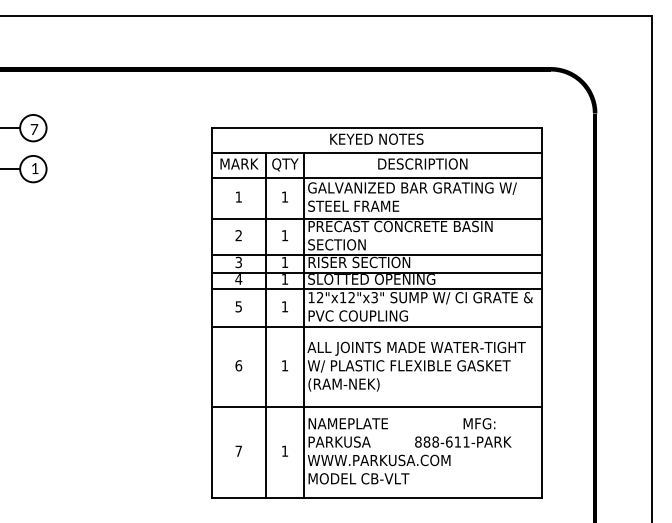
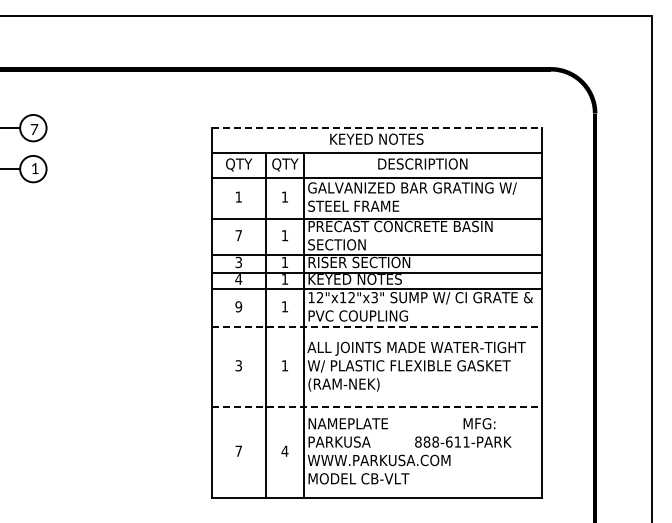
line: solid -> dashed (376, 128)
text: MARK -> QTY (239, 164)
text: 2 -> 7 (238, 235)
text: SLOTTED OPENING -> KEYED NOTES (371, 279)
text: 5 -> 9 (238, 306)
line: solid -> dashed (376, 327)
text: 6 -> 3 (238, 365)
line: solid -> dashed (376, 407)
text: 1 -> 4 (284, 450)
